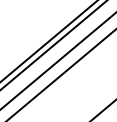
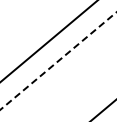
line: present -> none (53, 45)
line: solid -> dashed (58, 61)
line: present -> none (61, 74)
